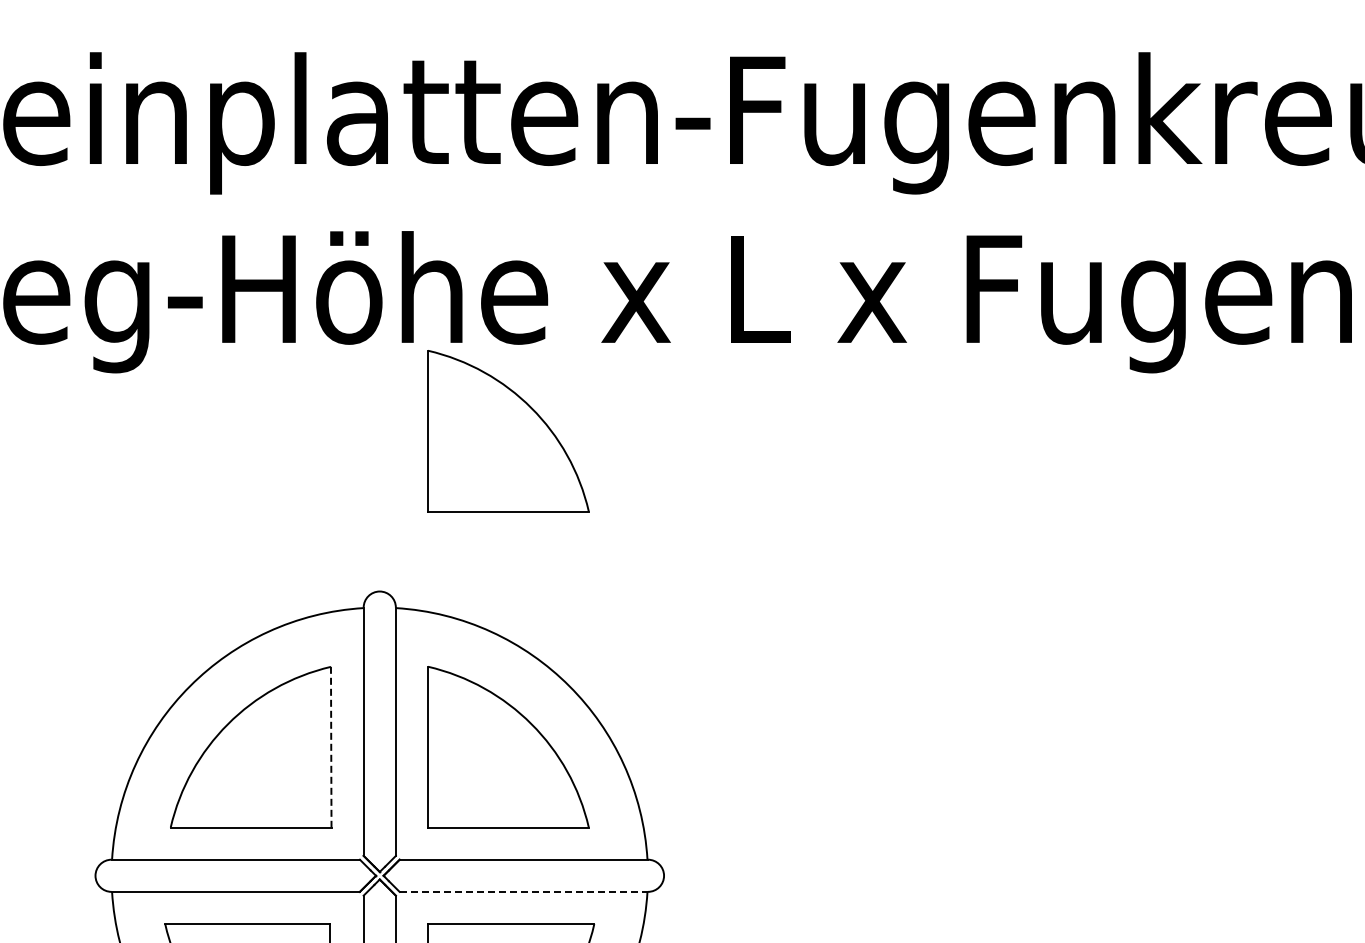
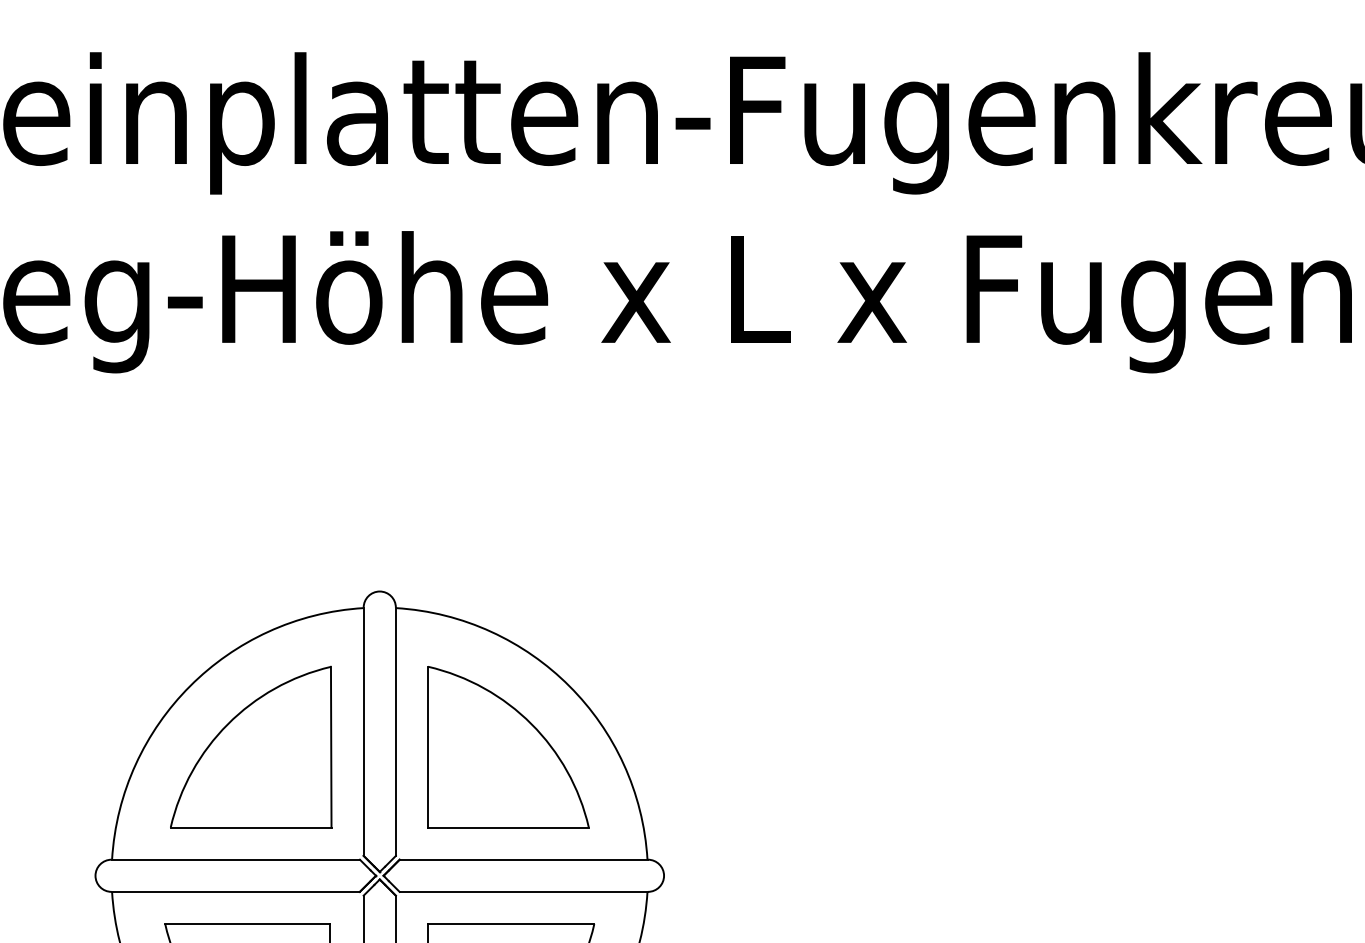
part: present -> none (508, 431)
line: dashed -> solid (331, 747)
line: dashed -> solid (524, 891)
